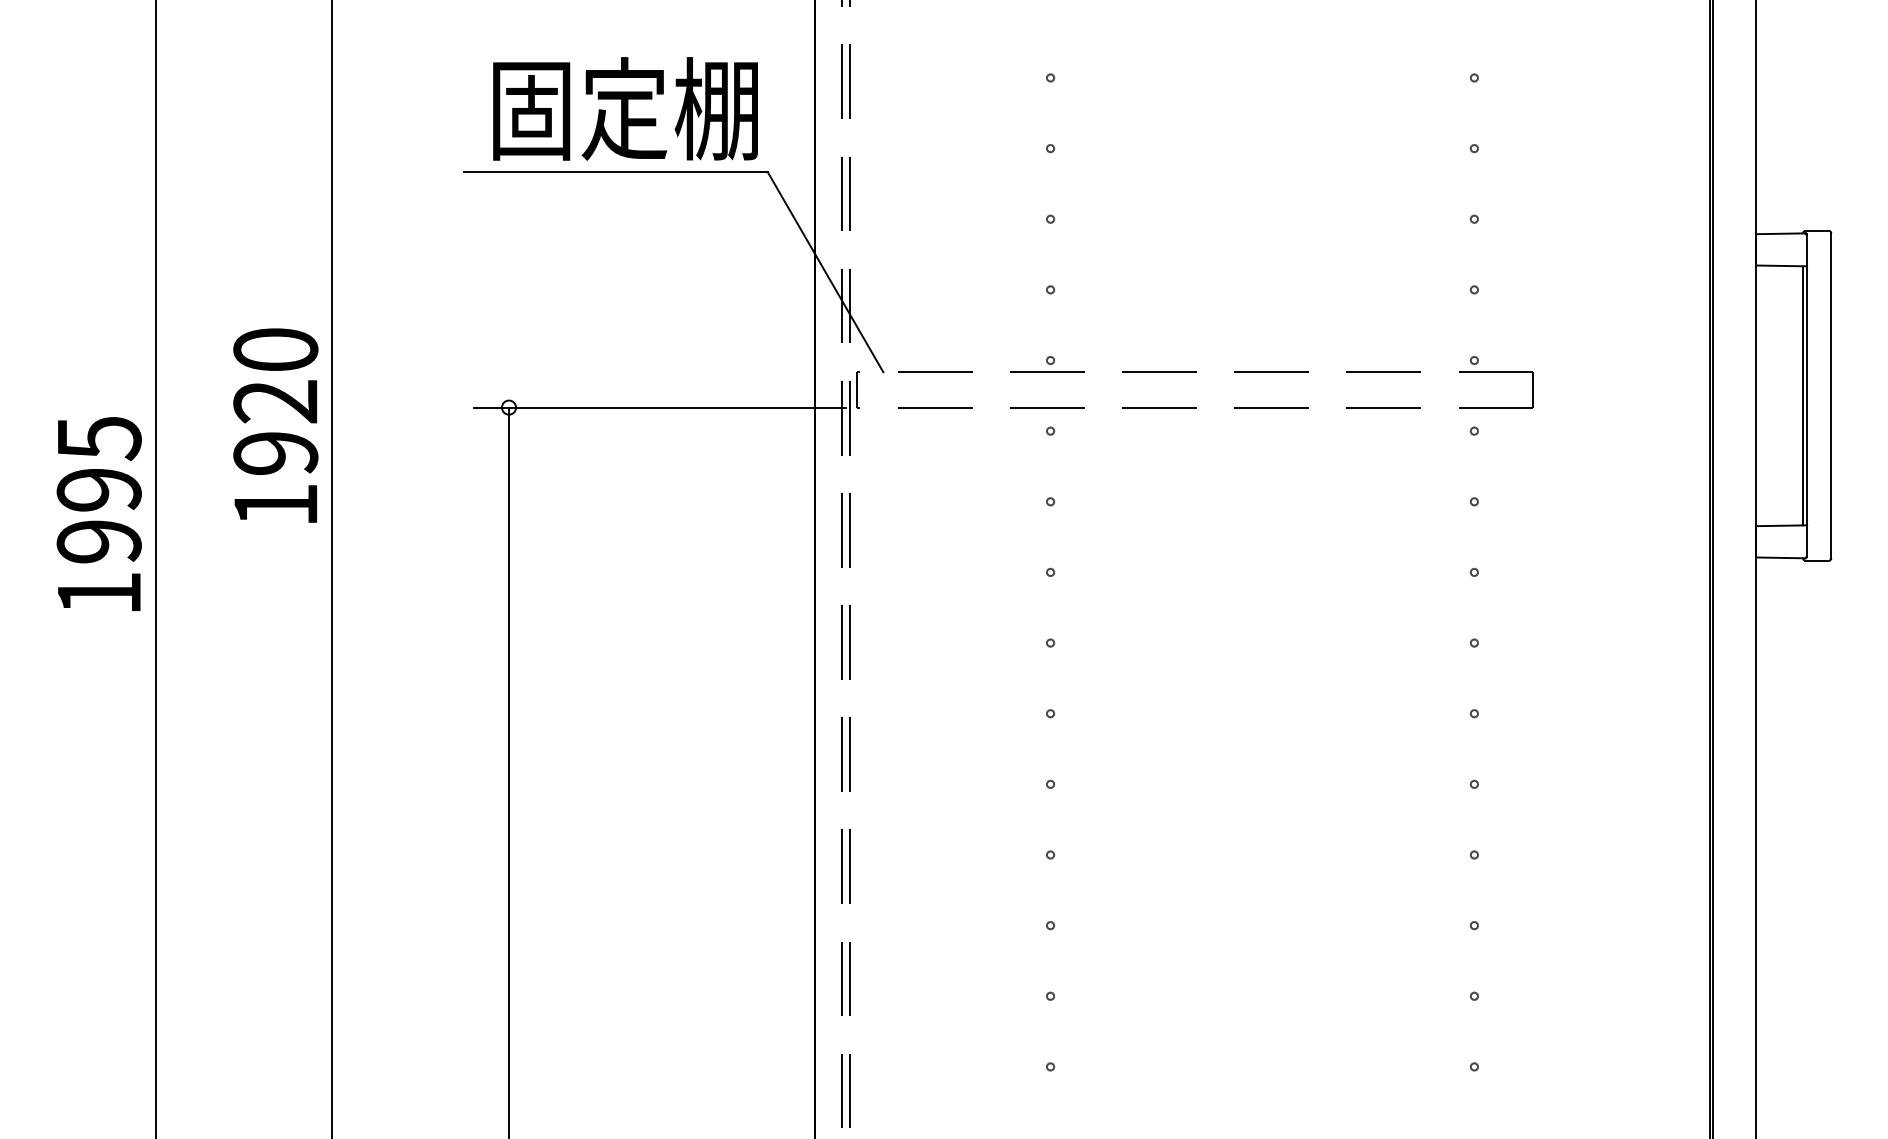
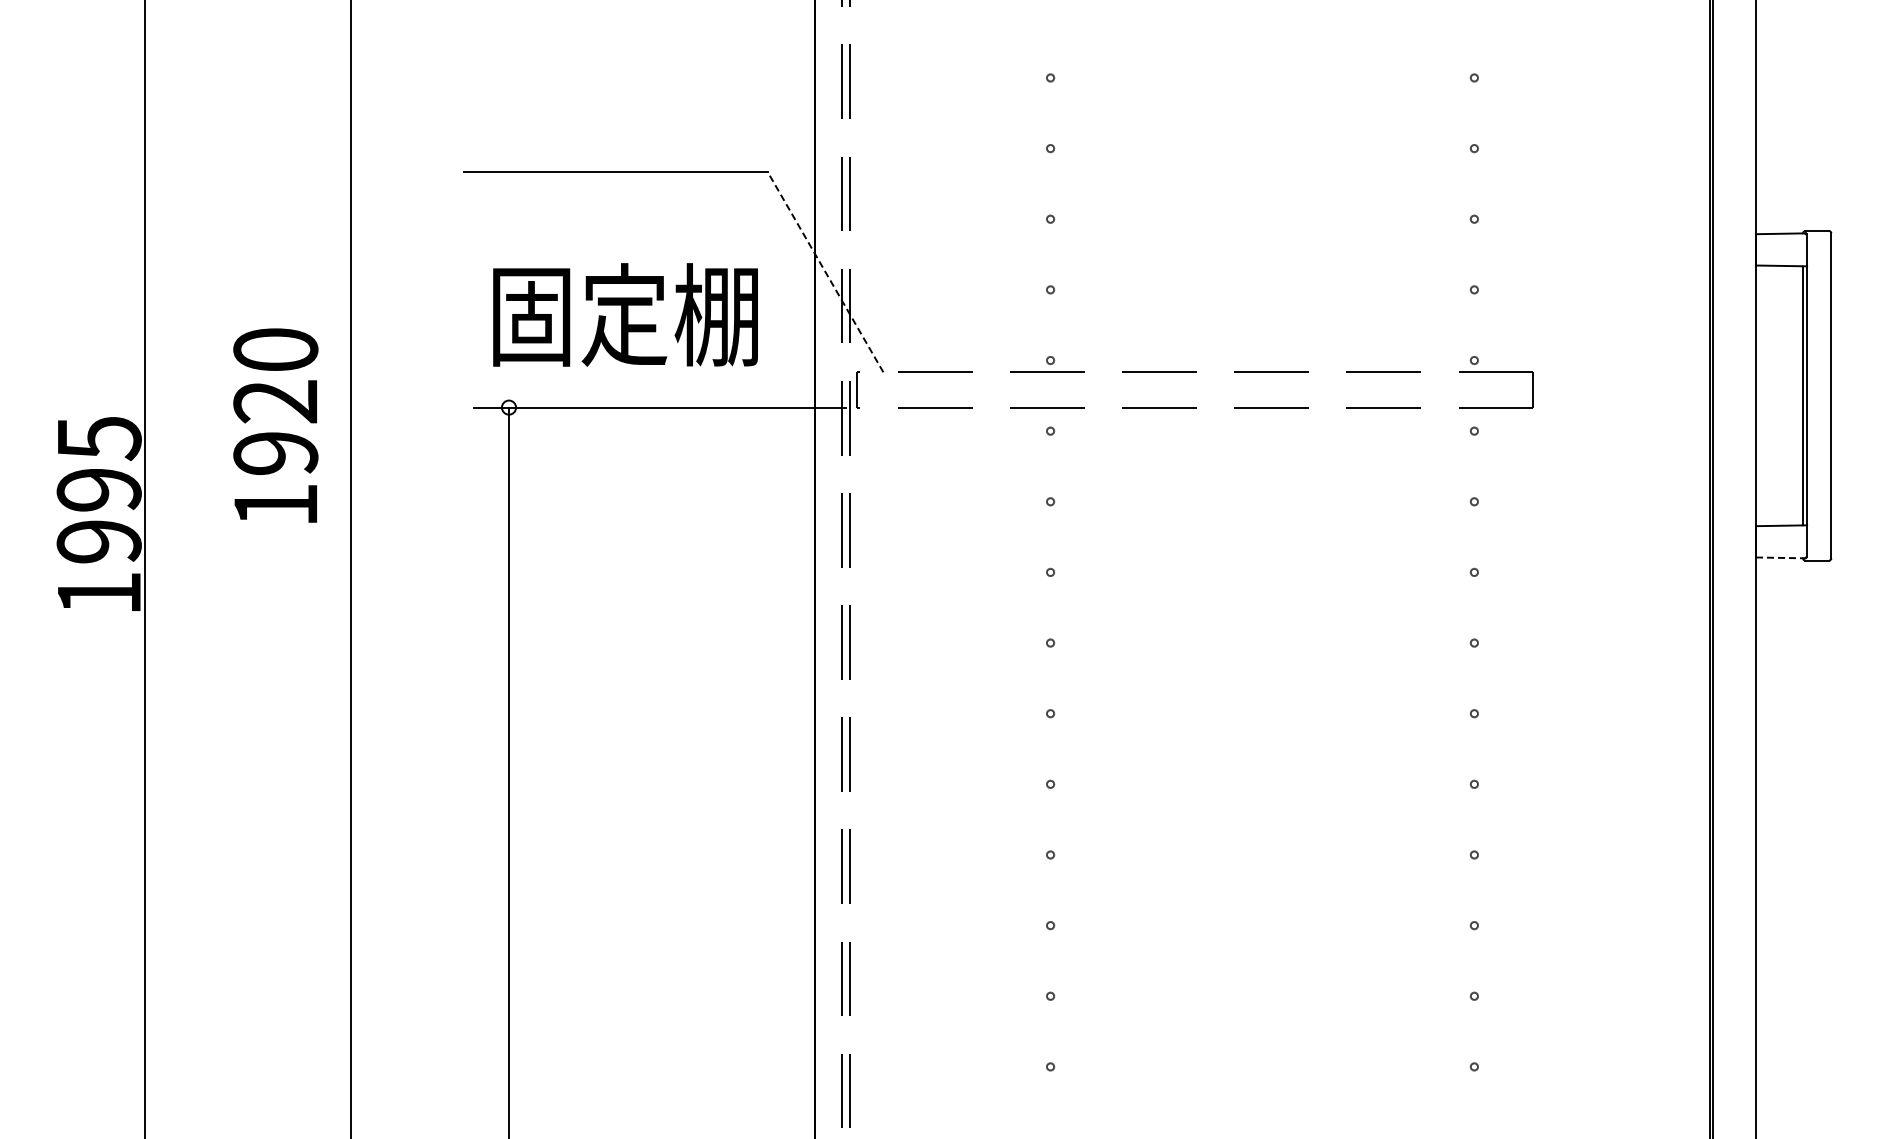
text position: (625, 108) -> (625, 314) (625, 314)
line: solid -> dashed (825, 272)
line: solid -> dashed (1780, 557)
line position: (155, 568) -> (144, 568) (144, 568)
line position: (332, 568) -> (351, 568) (351, 568)
